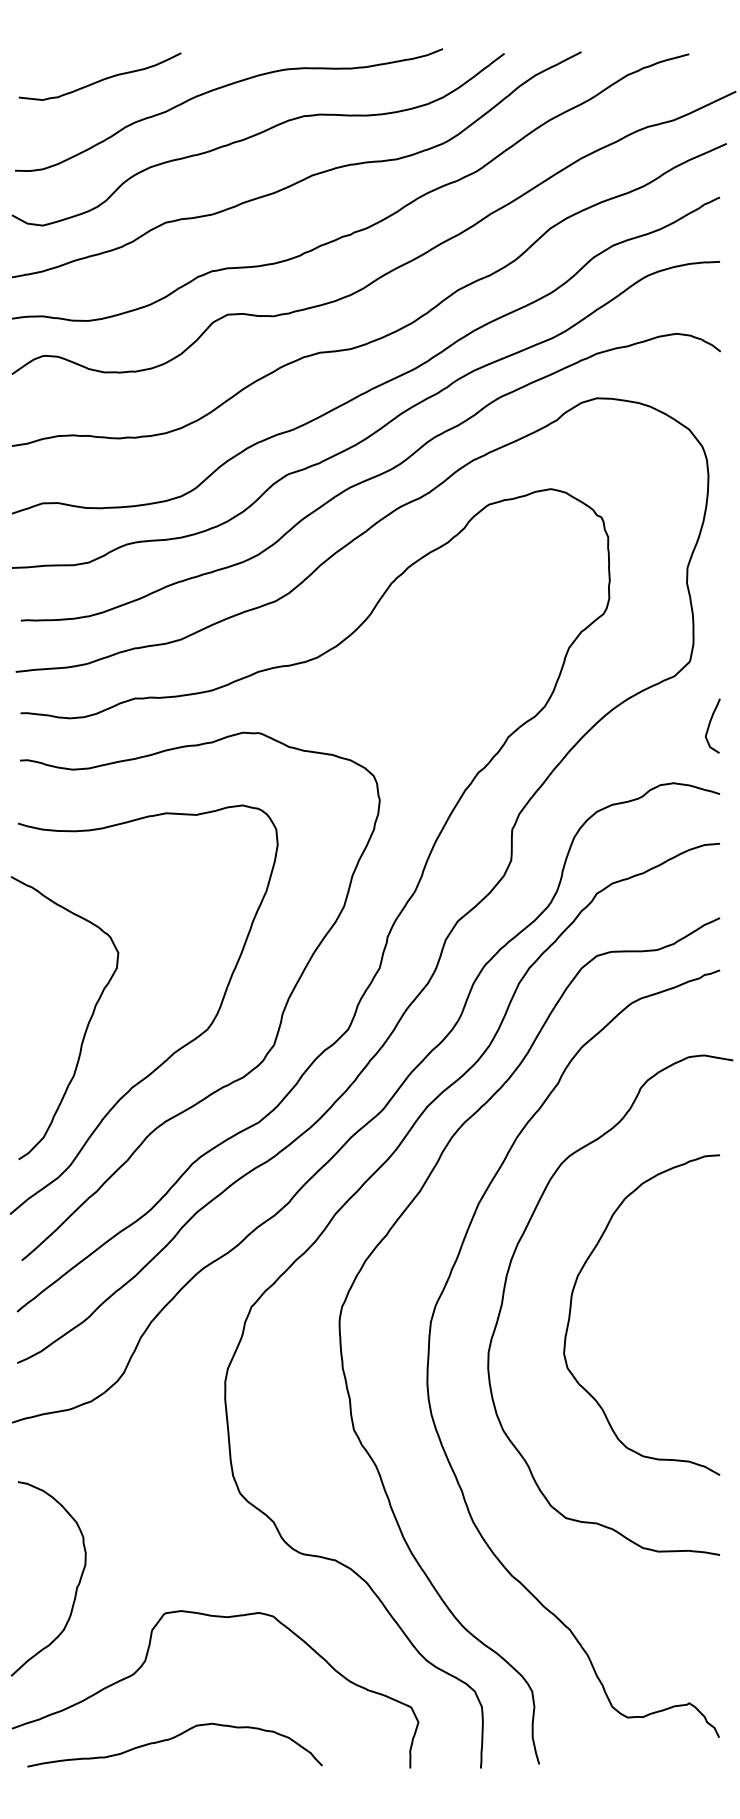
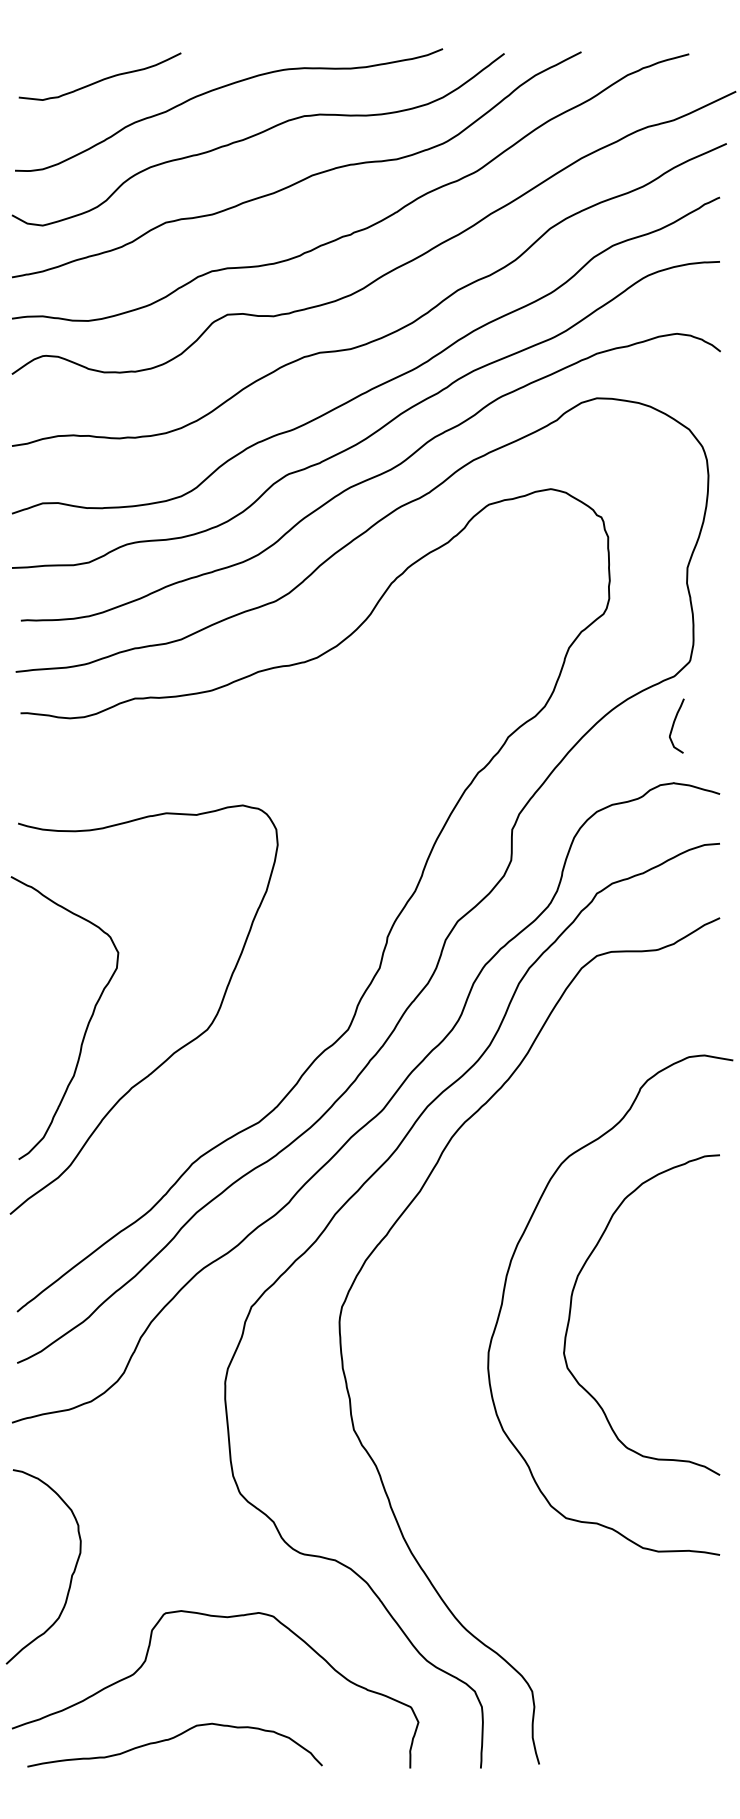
curve position: (710, 724) -> (674, 724) (674, 724)
curve: present -> none (281, 1013)
curve: present -> none (430, 1341)
curve position: (76, 1586) -> (71, 1574) (71, 1574)
